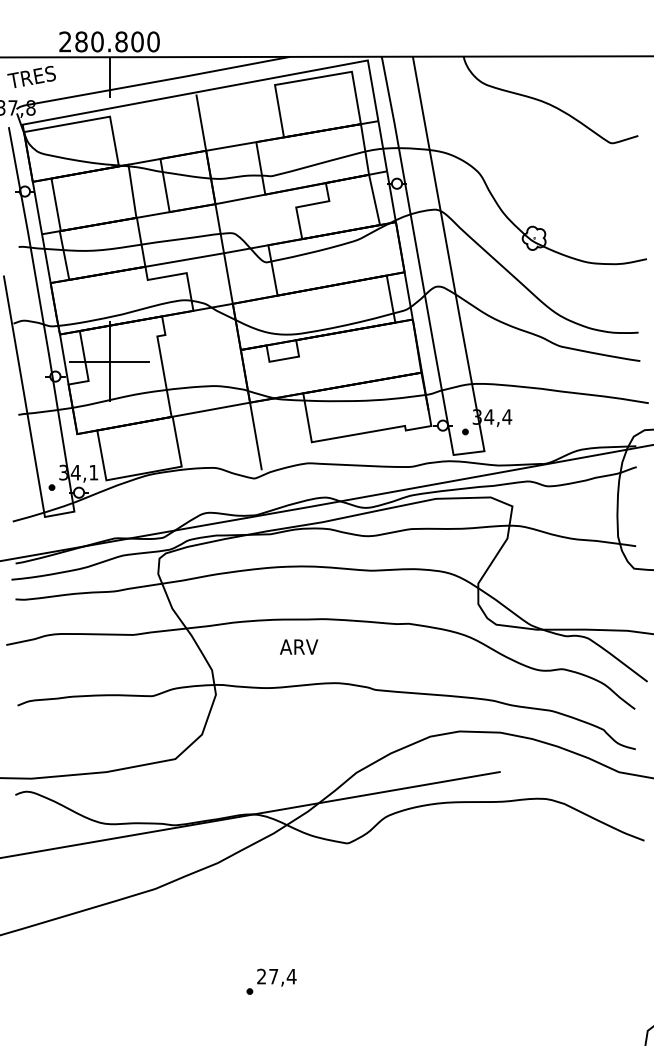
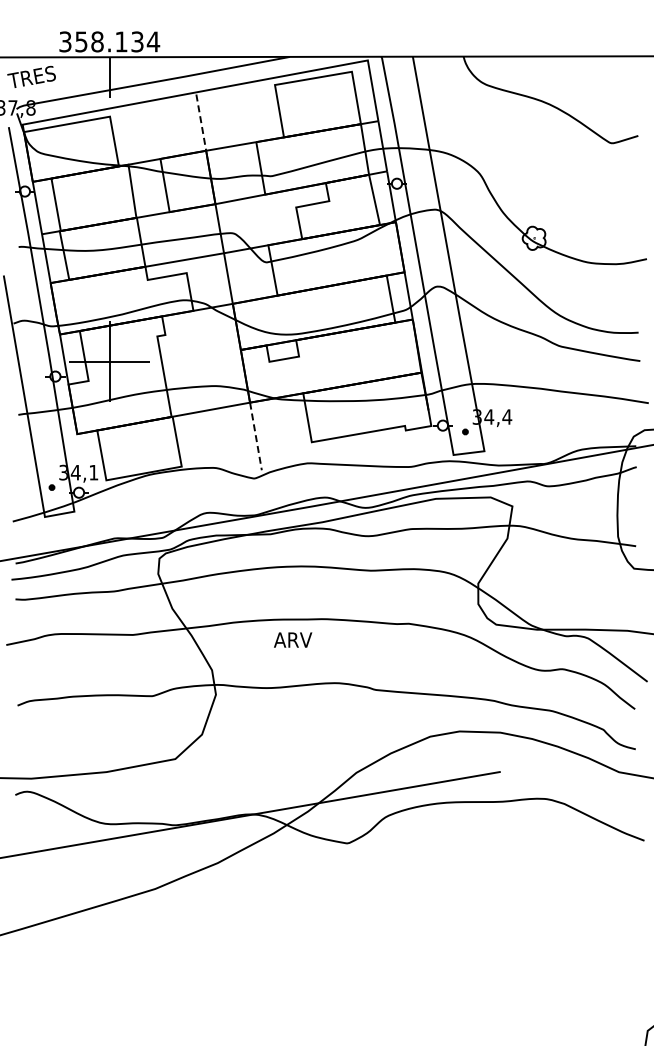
text: 280.800 -> 358.134 (109, 41)
line: solid -> dashed (201, 122)
line: solid -> dashed (256, 436)
text position: (299, 646) -> (293, 639) (293, 639)
part: present -> none (271, 981)
